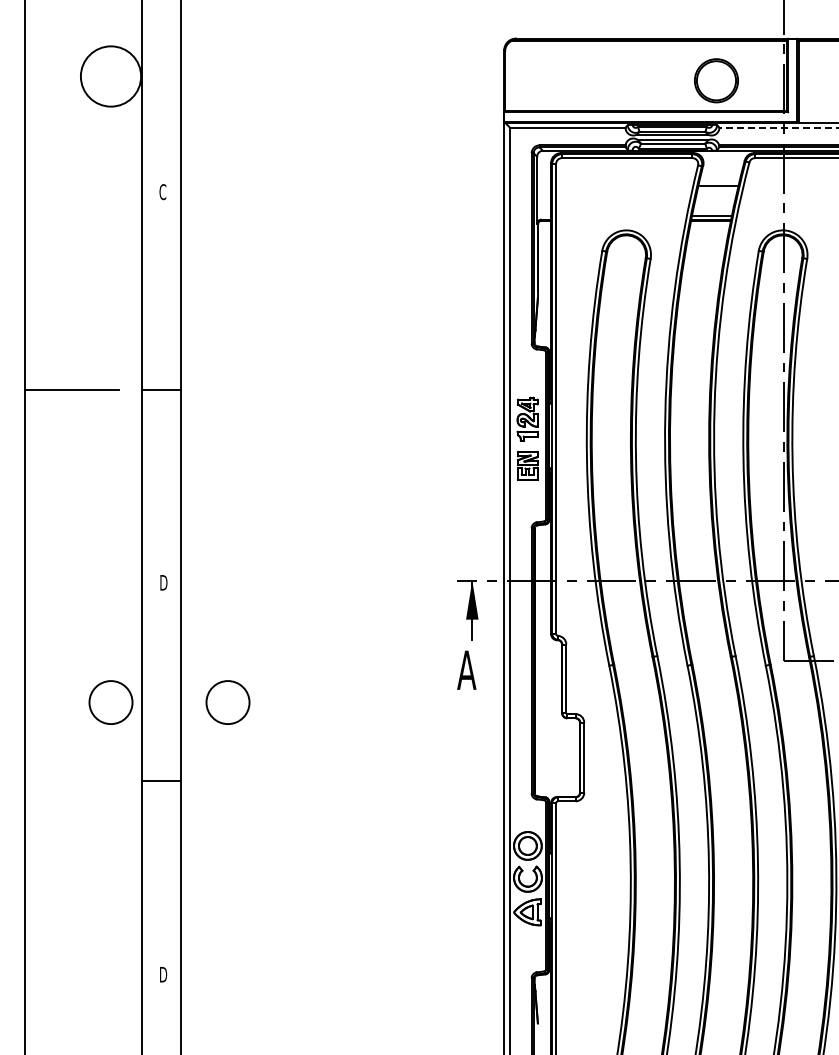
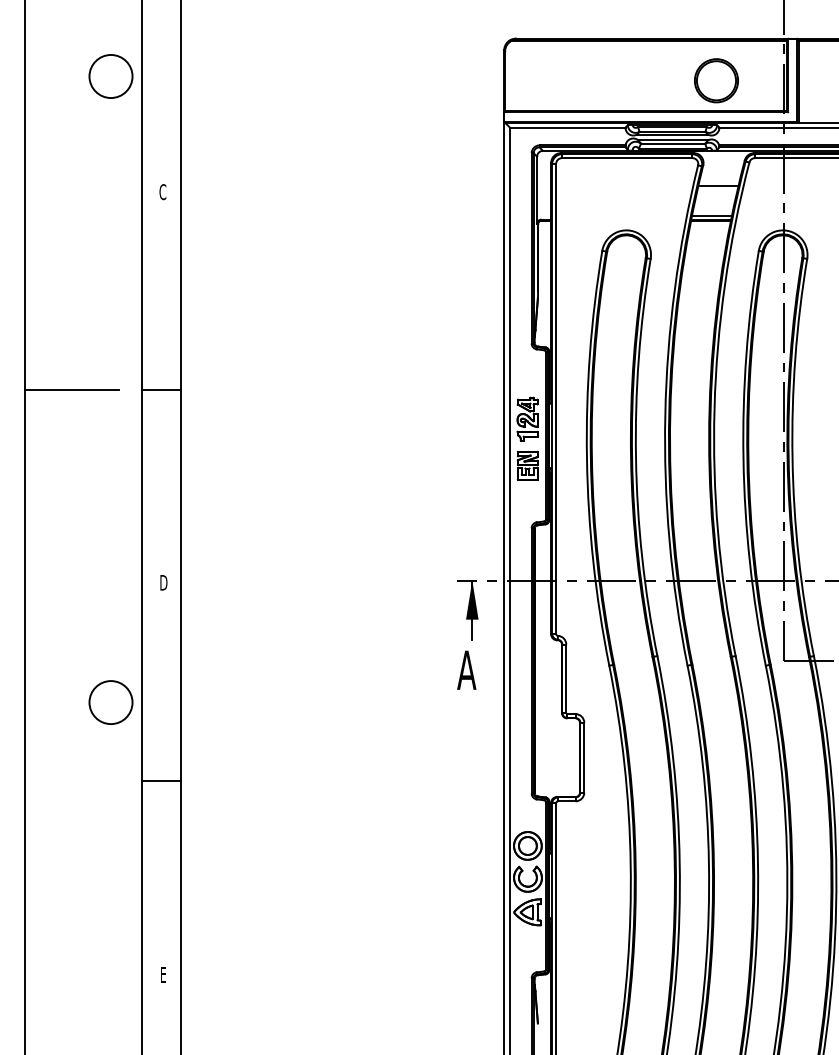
circle diameter: 60 px -> 43 px (110, 76)
line: dashed -> solid (778, 127)
circle: present -> none (227, 702)
text: D -> E (163, 974)
